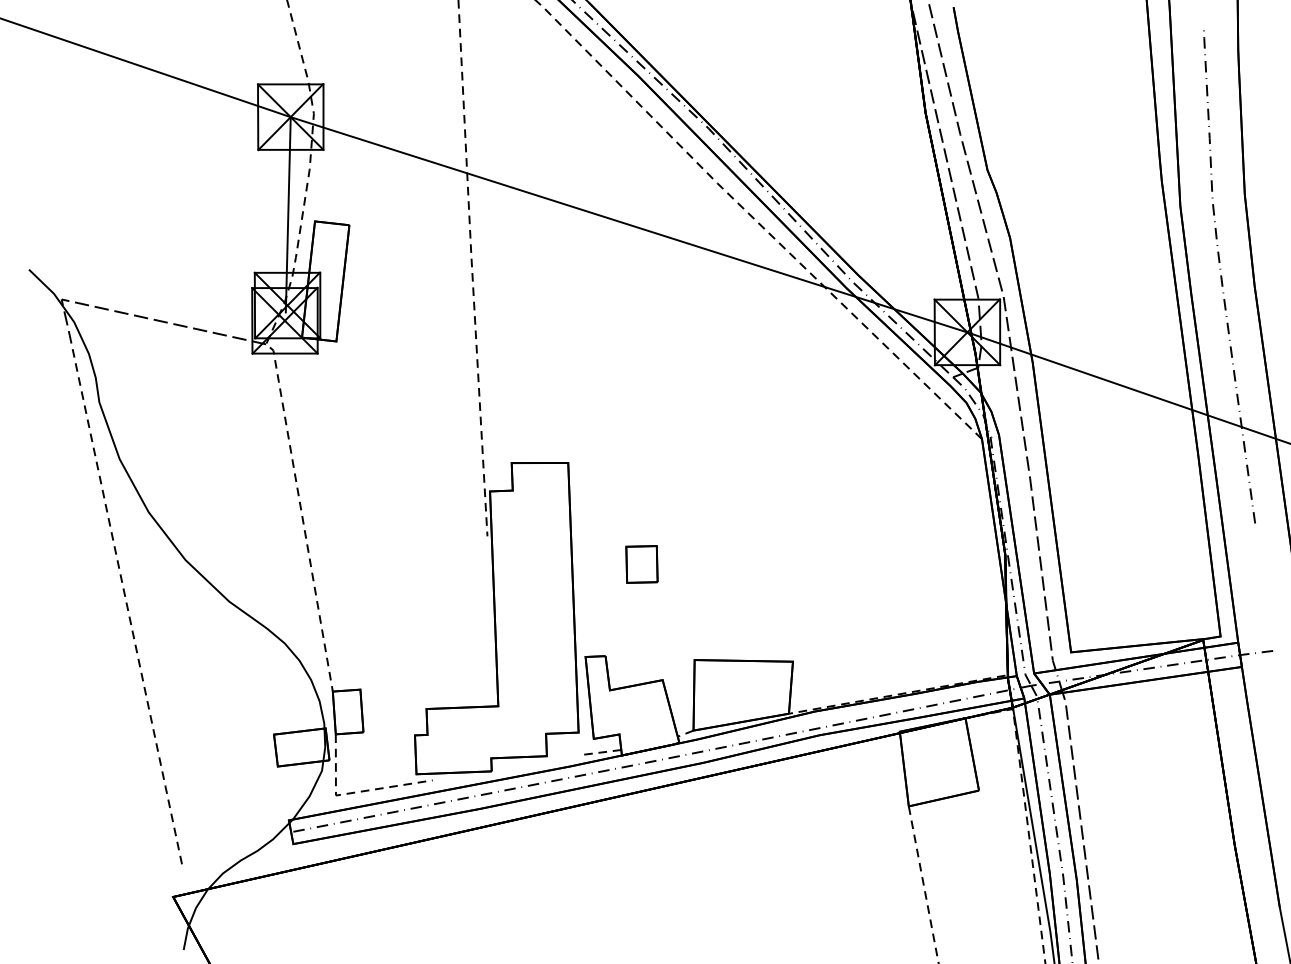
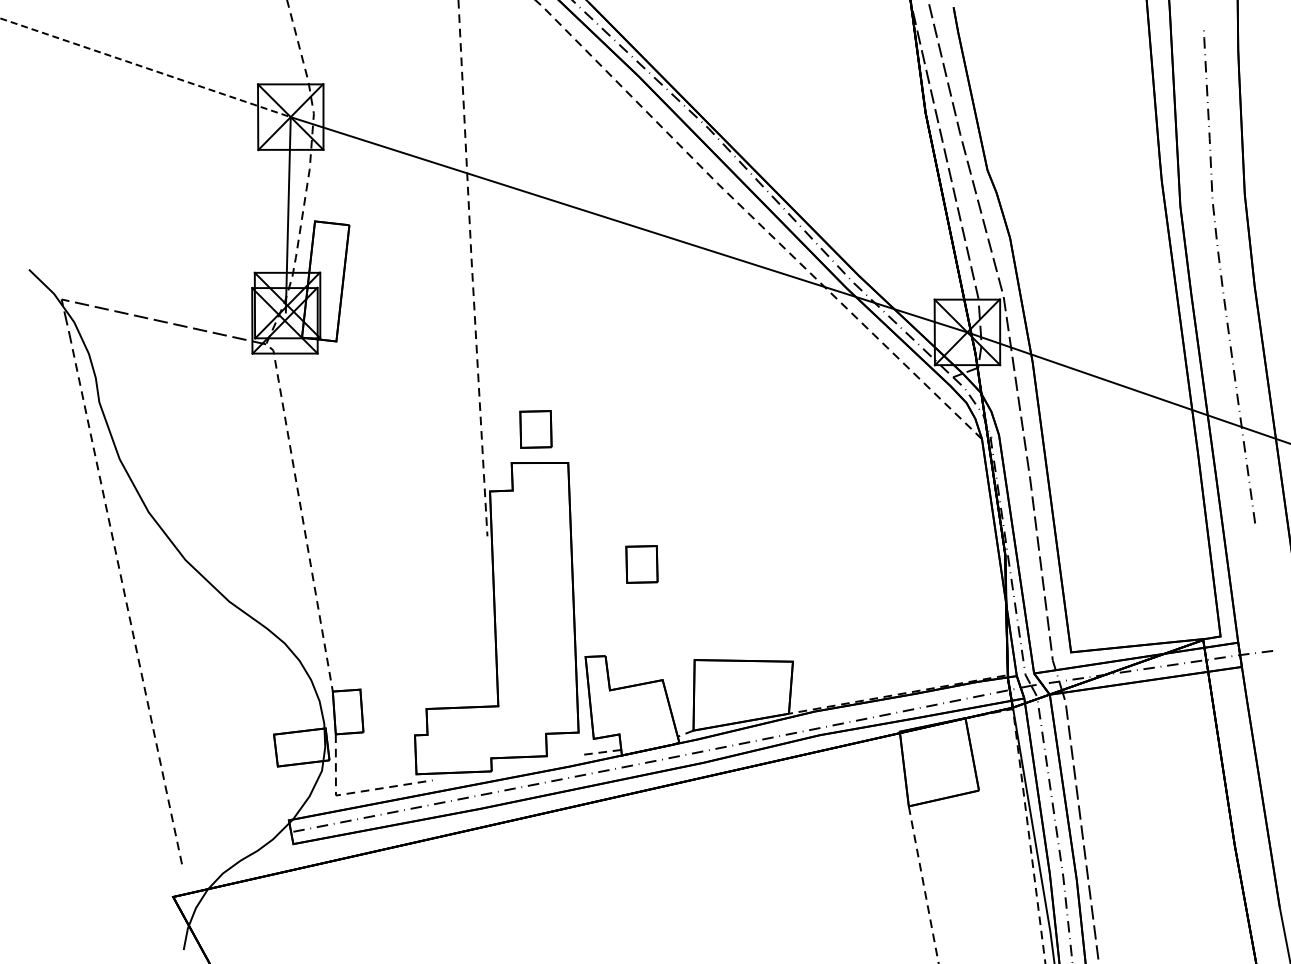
line: solid -> dashed (145, 67)
part: none -> present (535, 429)
